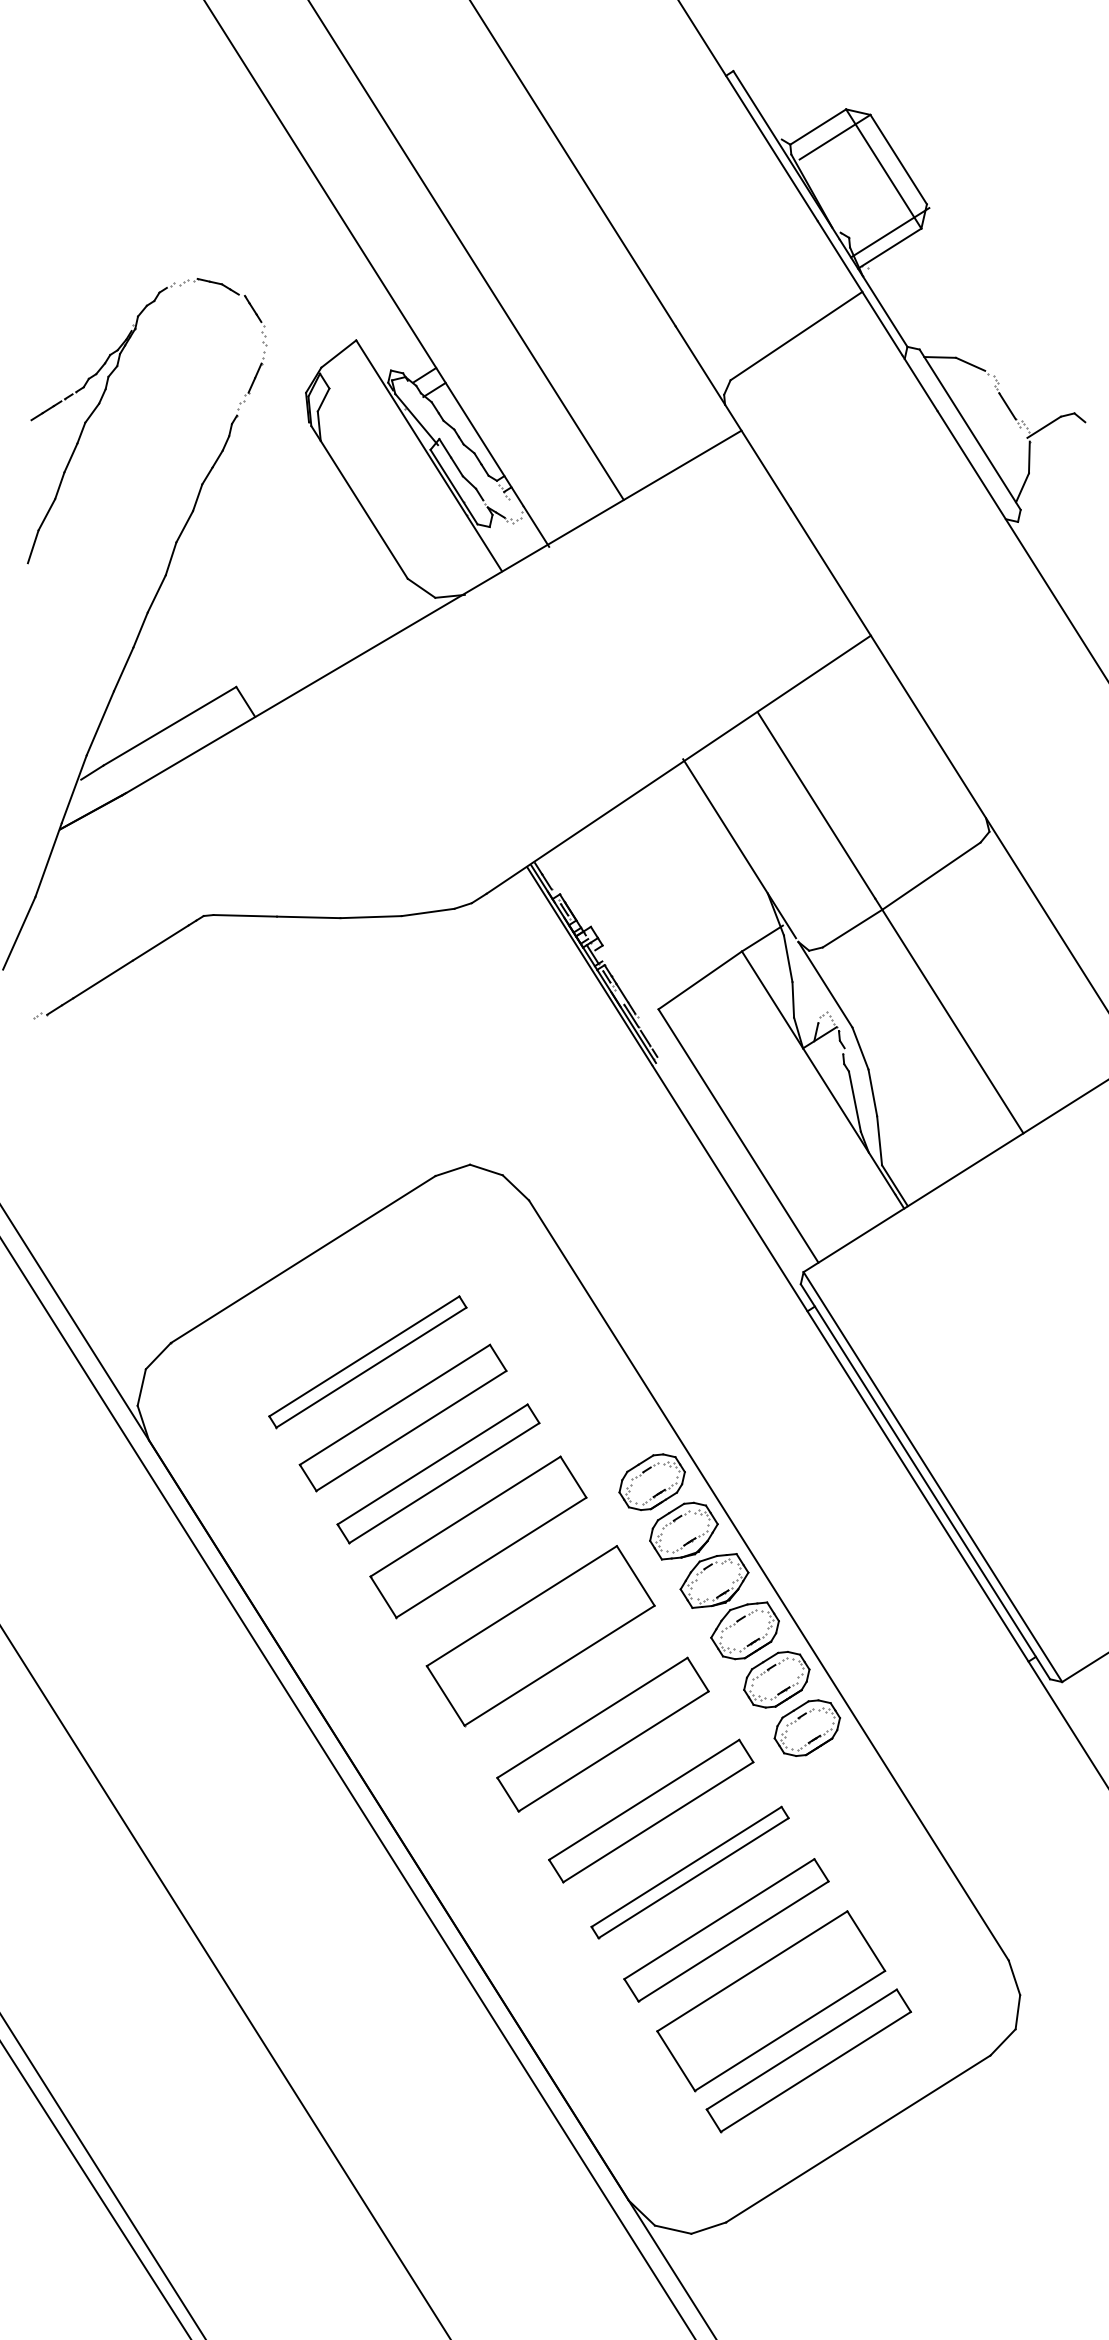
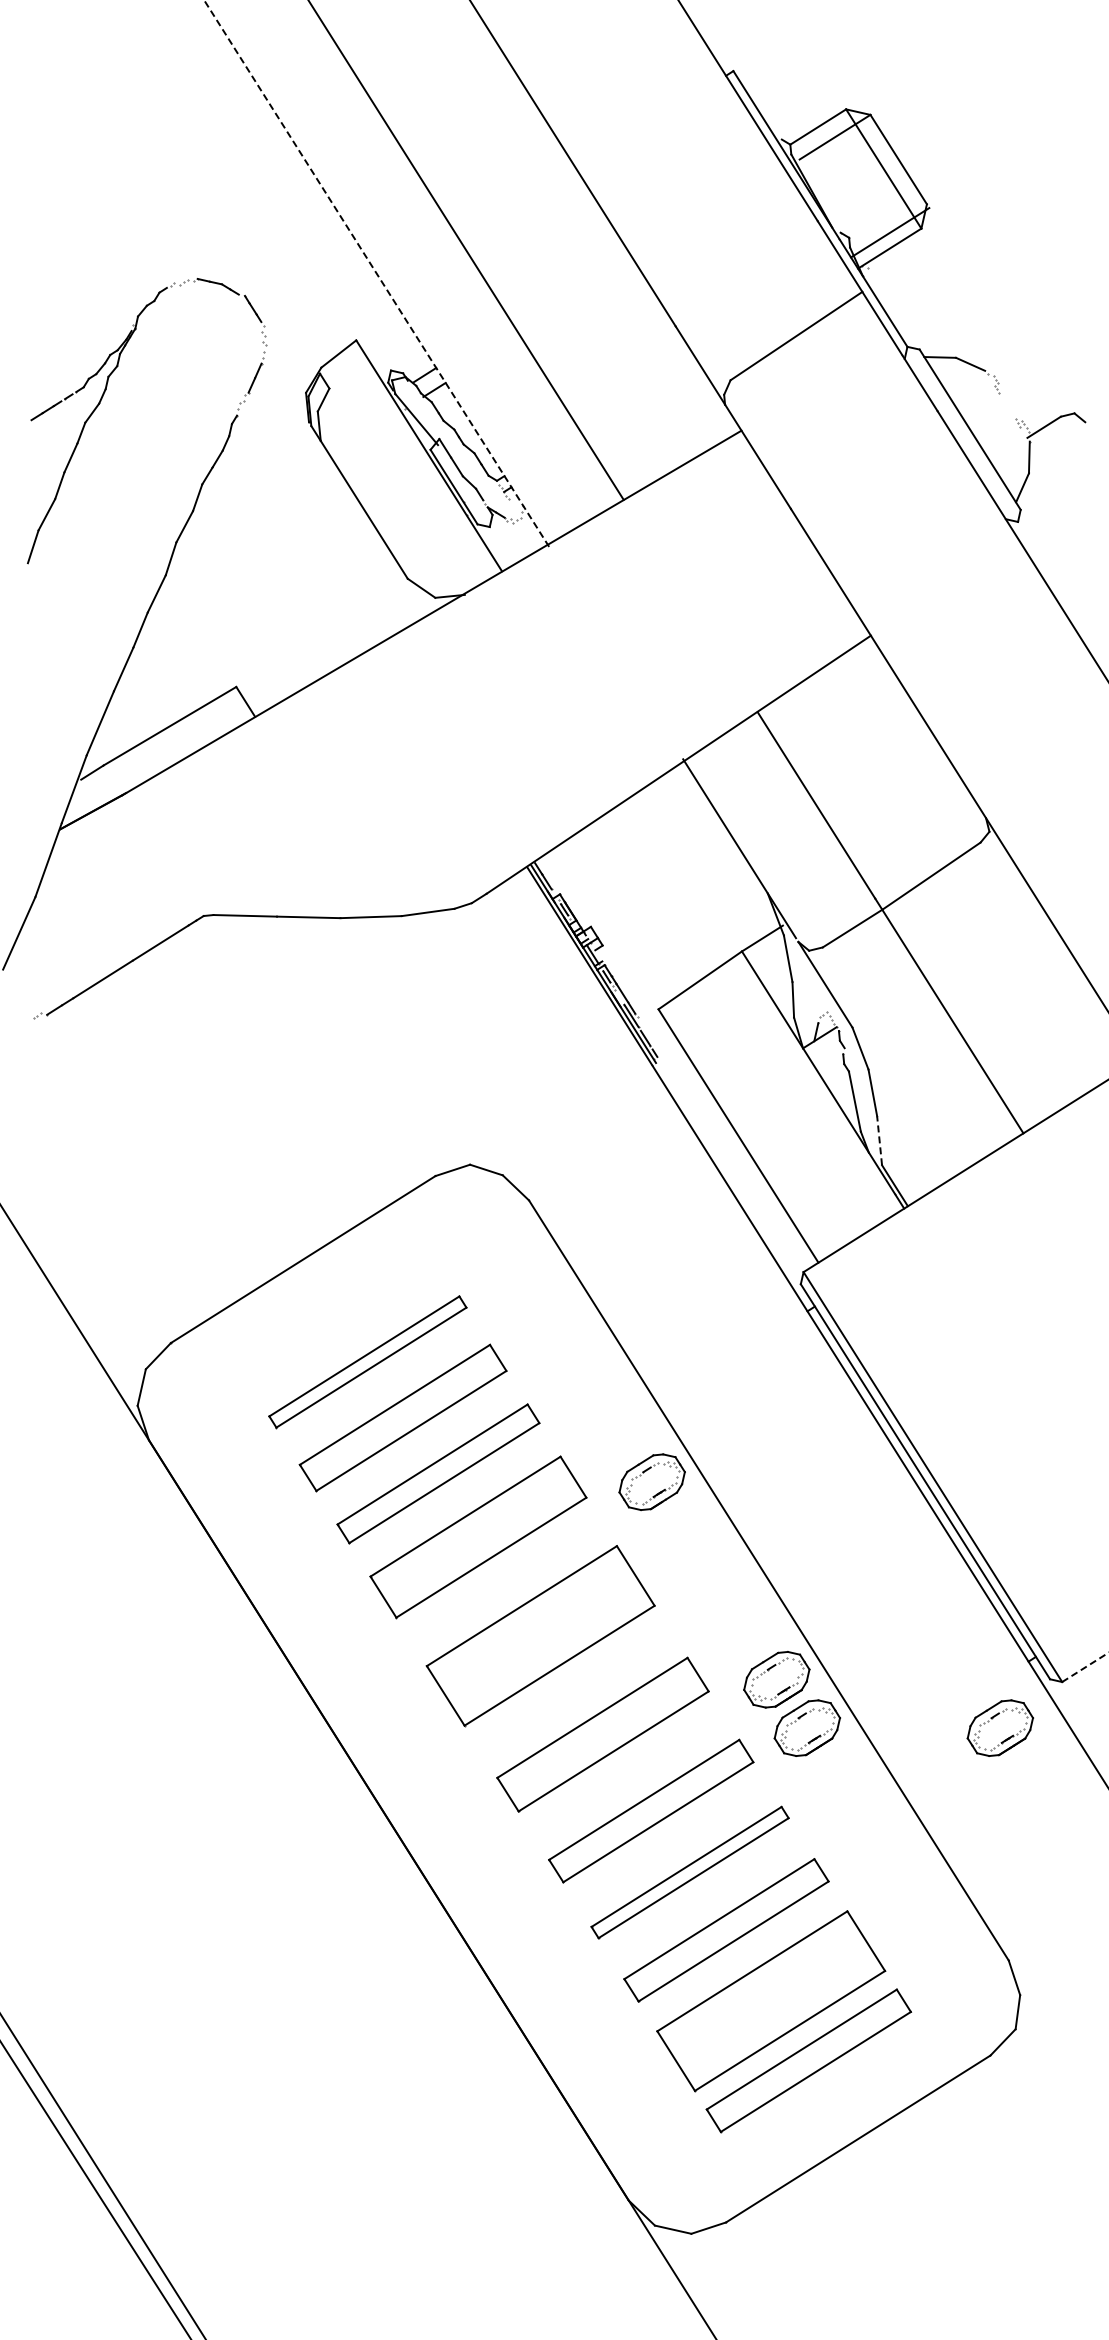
line: solid -> dashed (376, 273)
line: present -> none (1007, 406)
line: solid -> dashed (879, 1140)
part: present -> none (714, 1580)
line: solid -> dashed (1085, 1667)
part: none -> present (1000, 1727)
line: present -> none (347, 1788)
line: present -> none (225, 1982)
